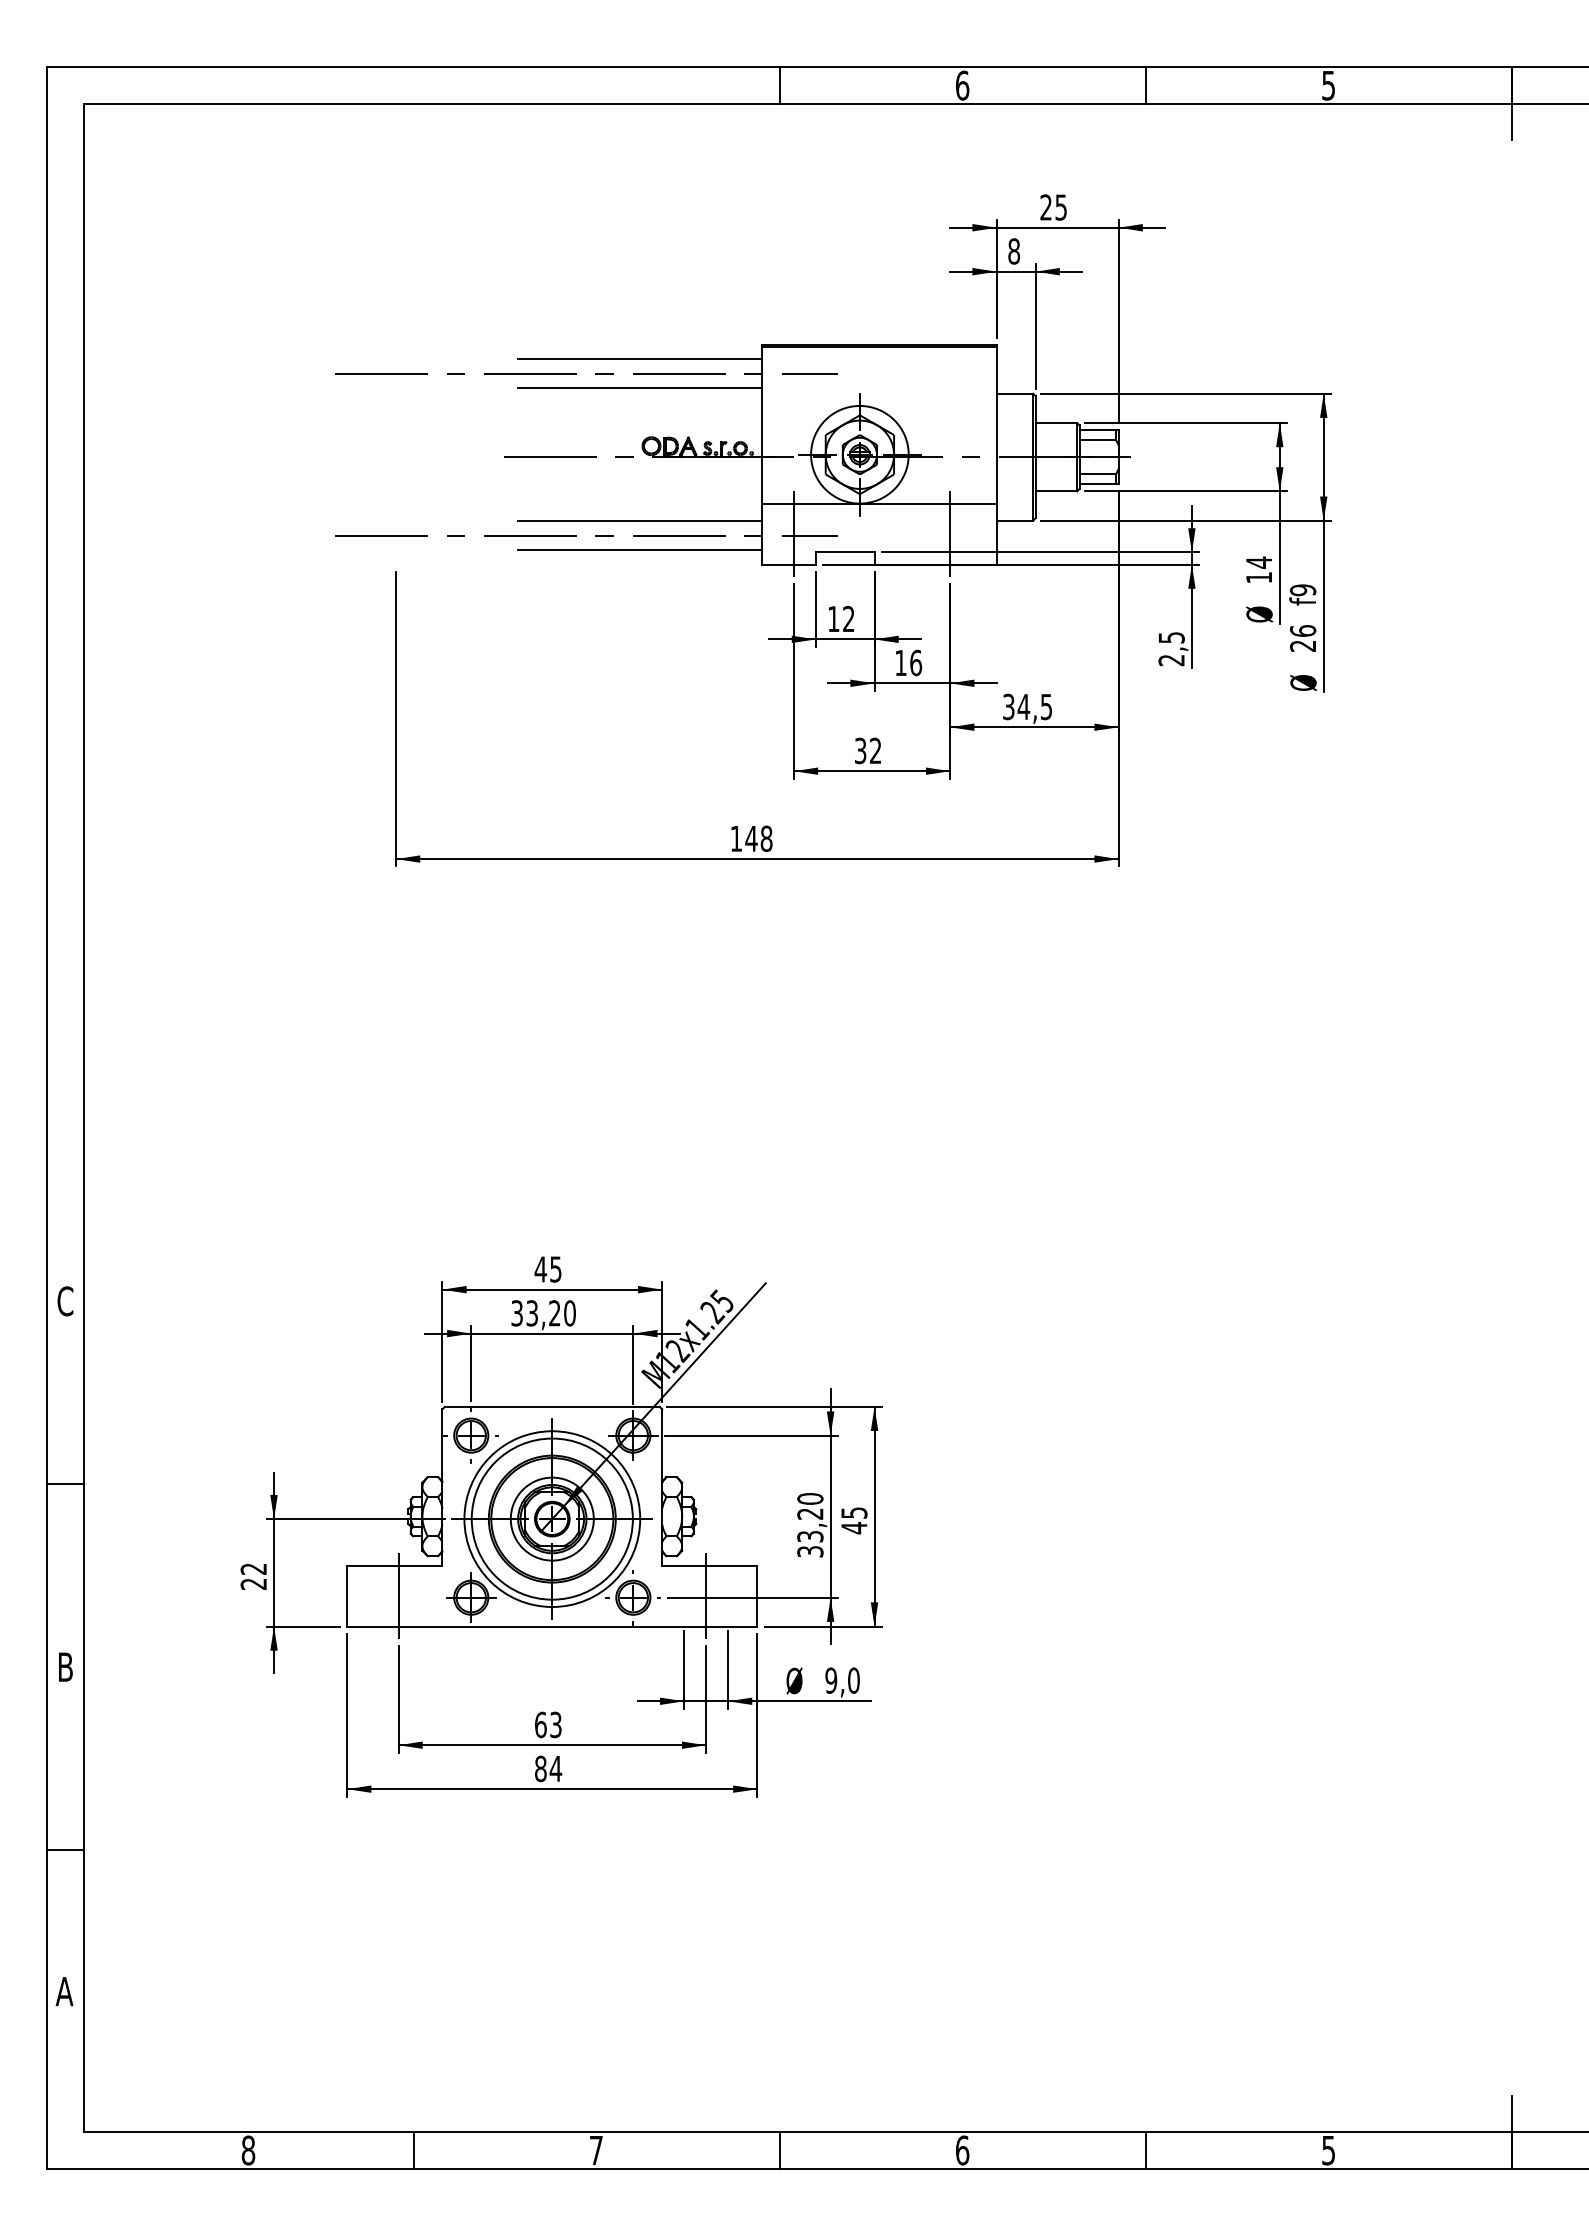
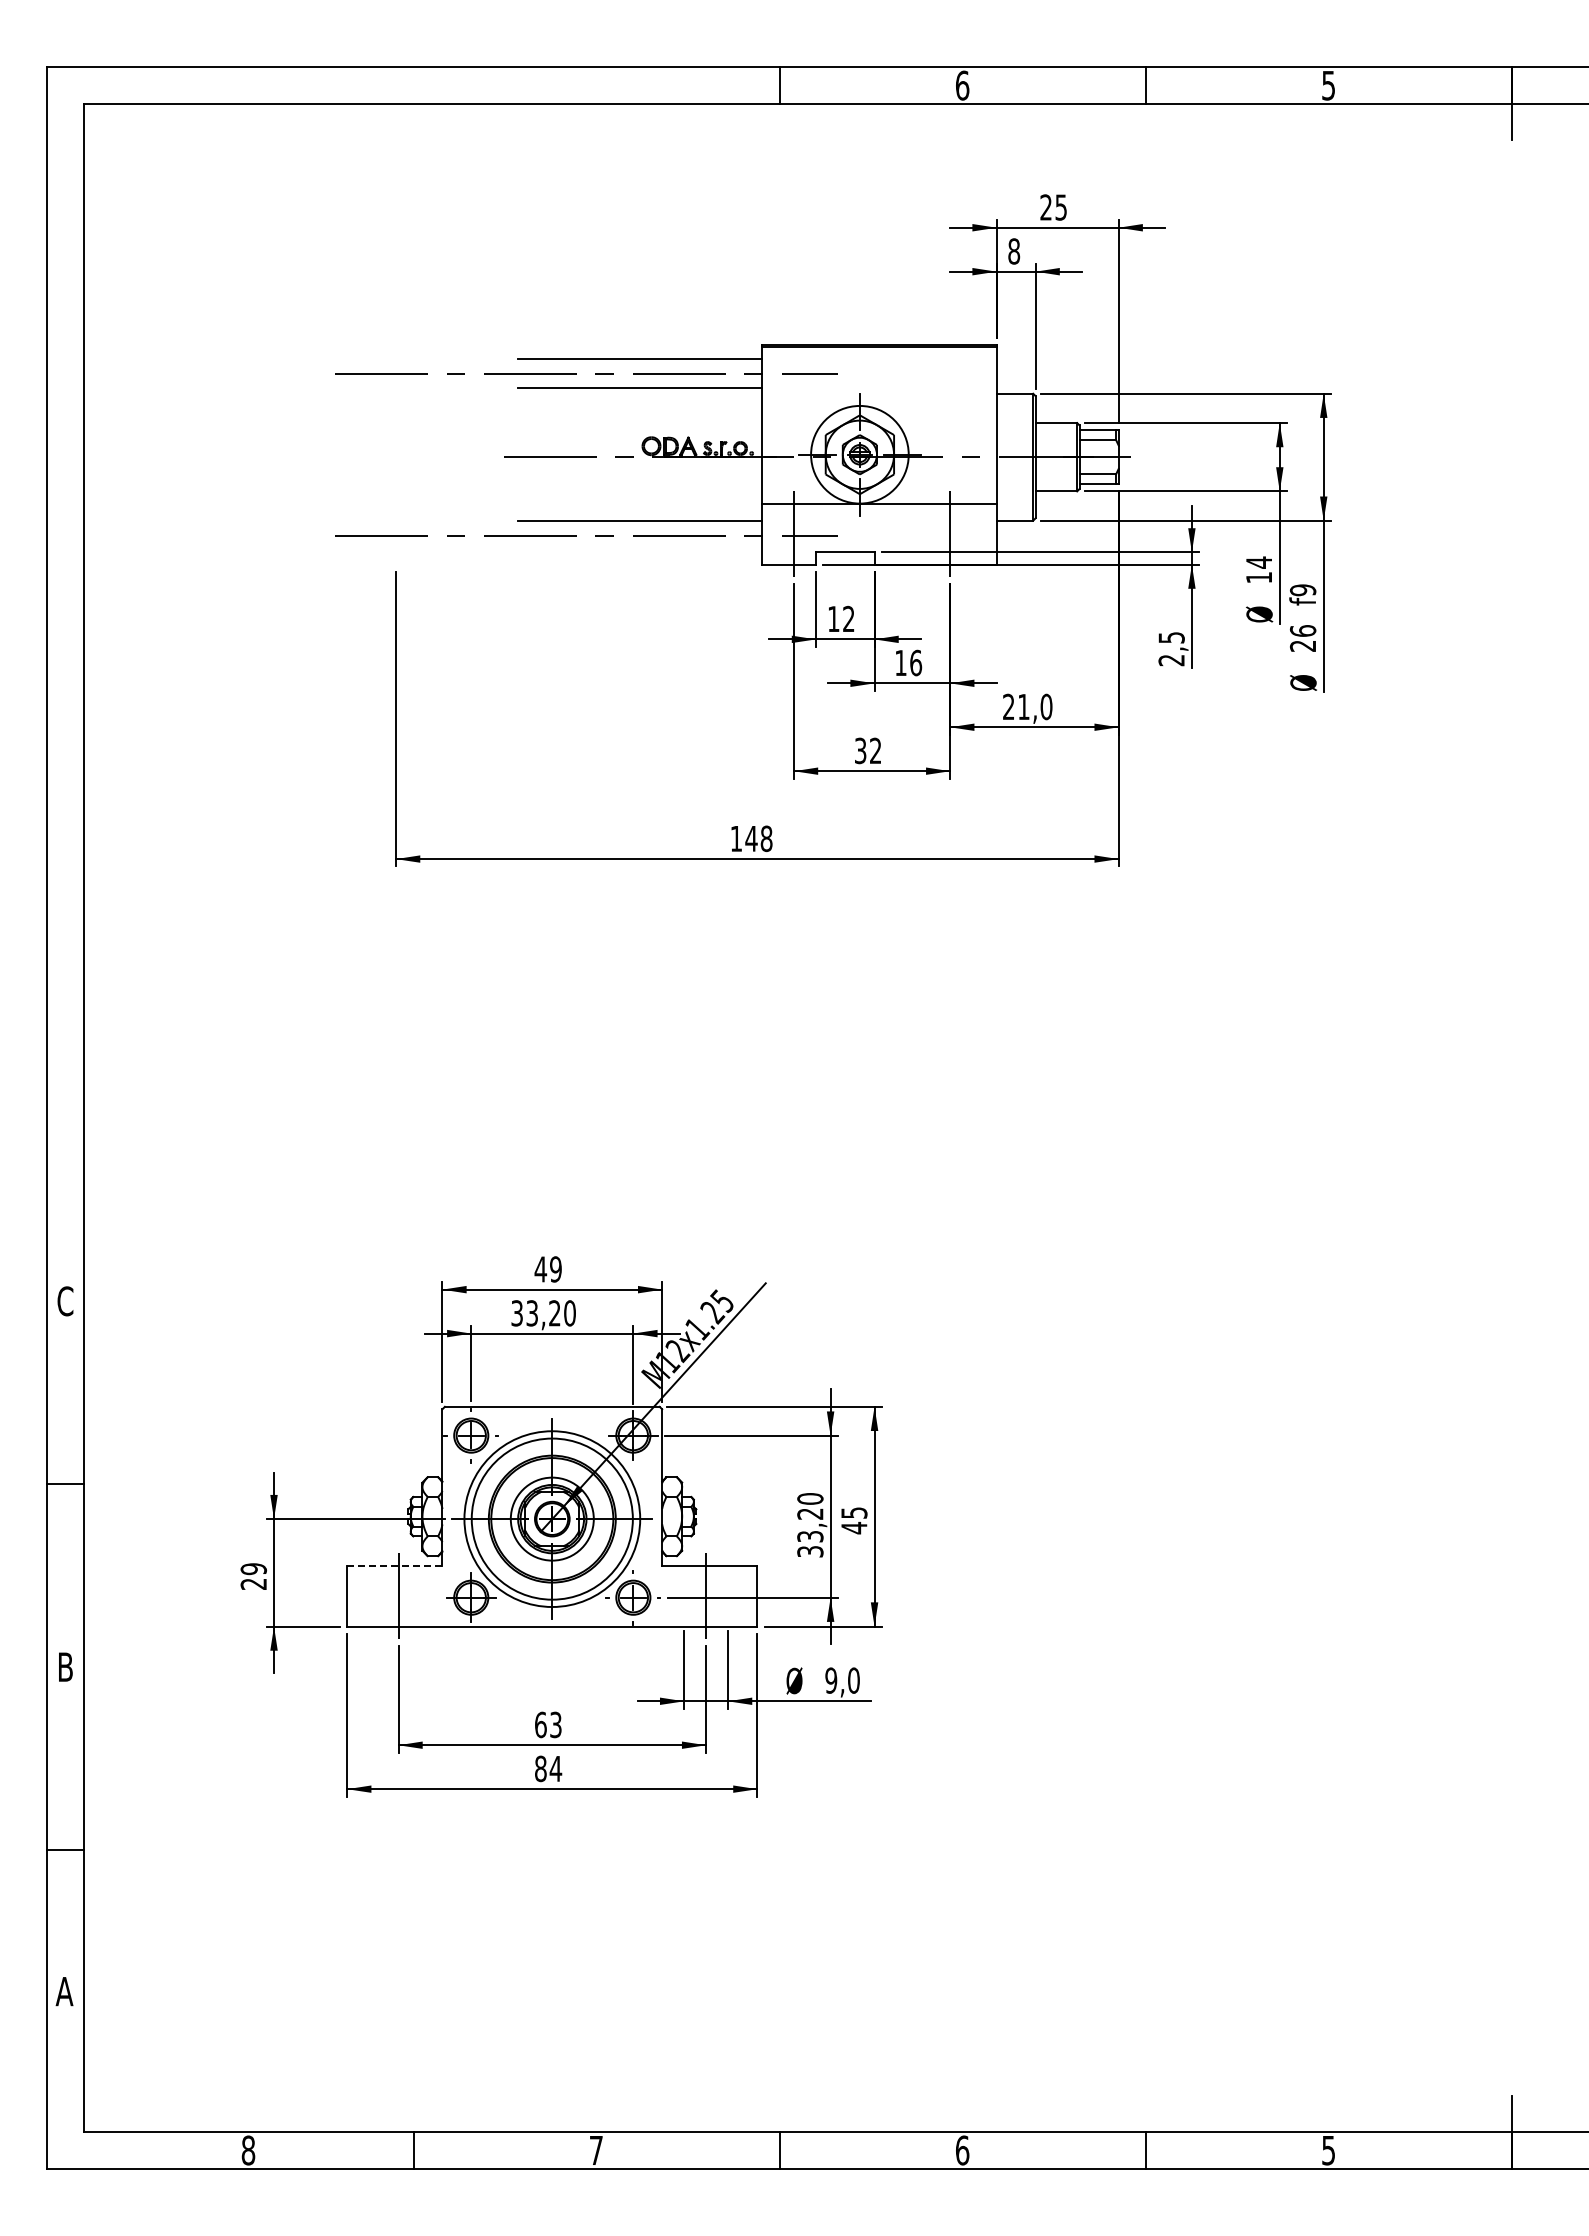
line: present -> none (640, 550)
text: 34,5 -> 21,0 (1027, 706)
text: 45 -> 49 (555, 1269)
line: solid -> dashed (394, 1565)
text: 22 -> 29 (253, 1569)
